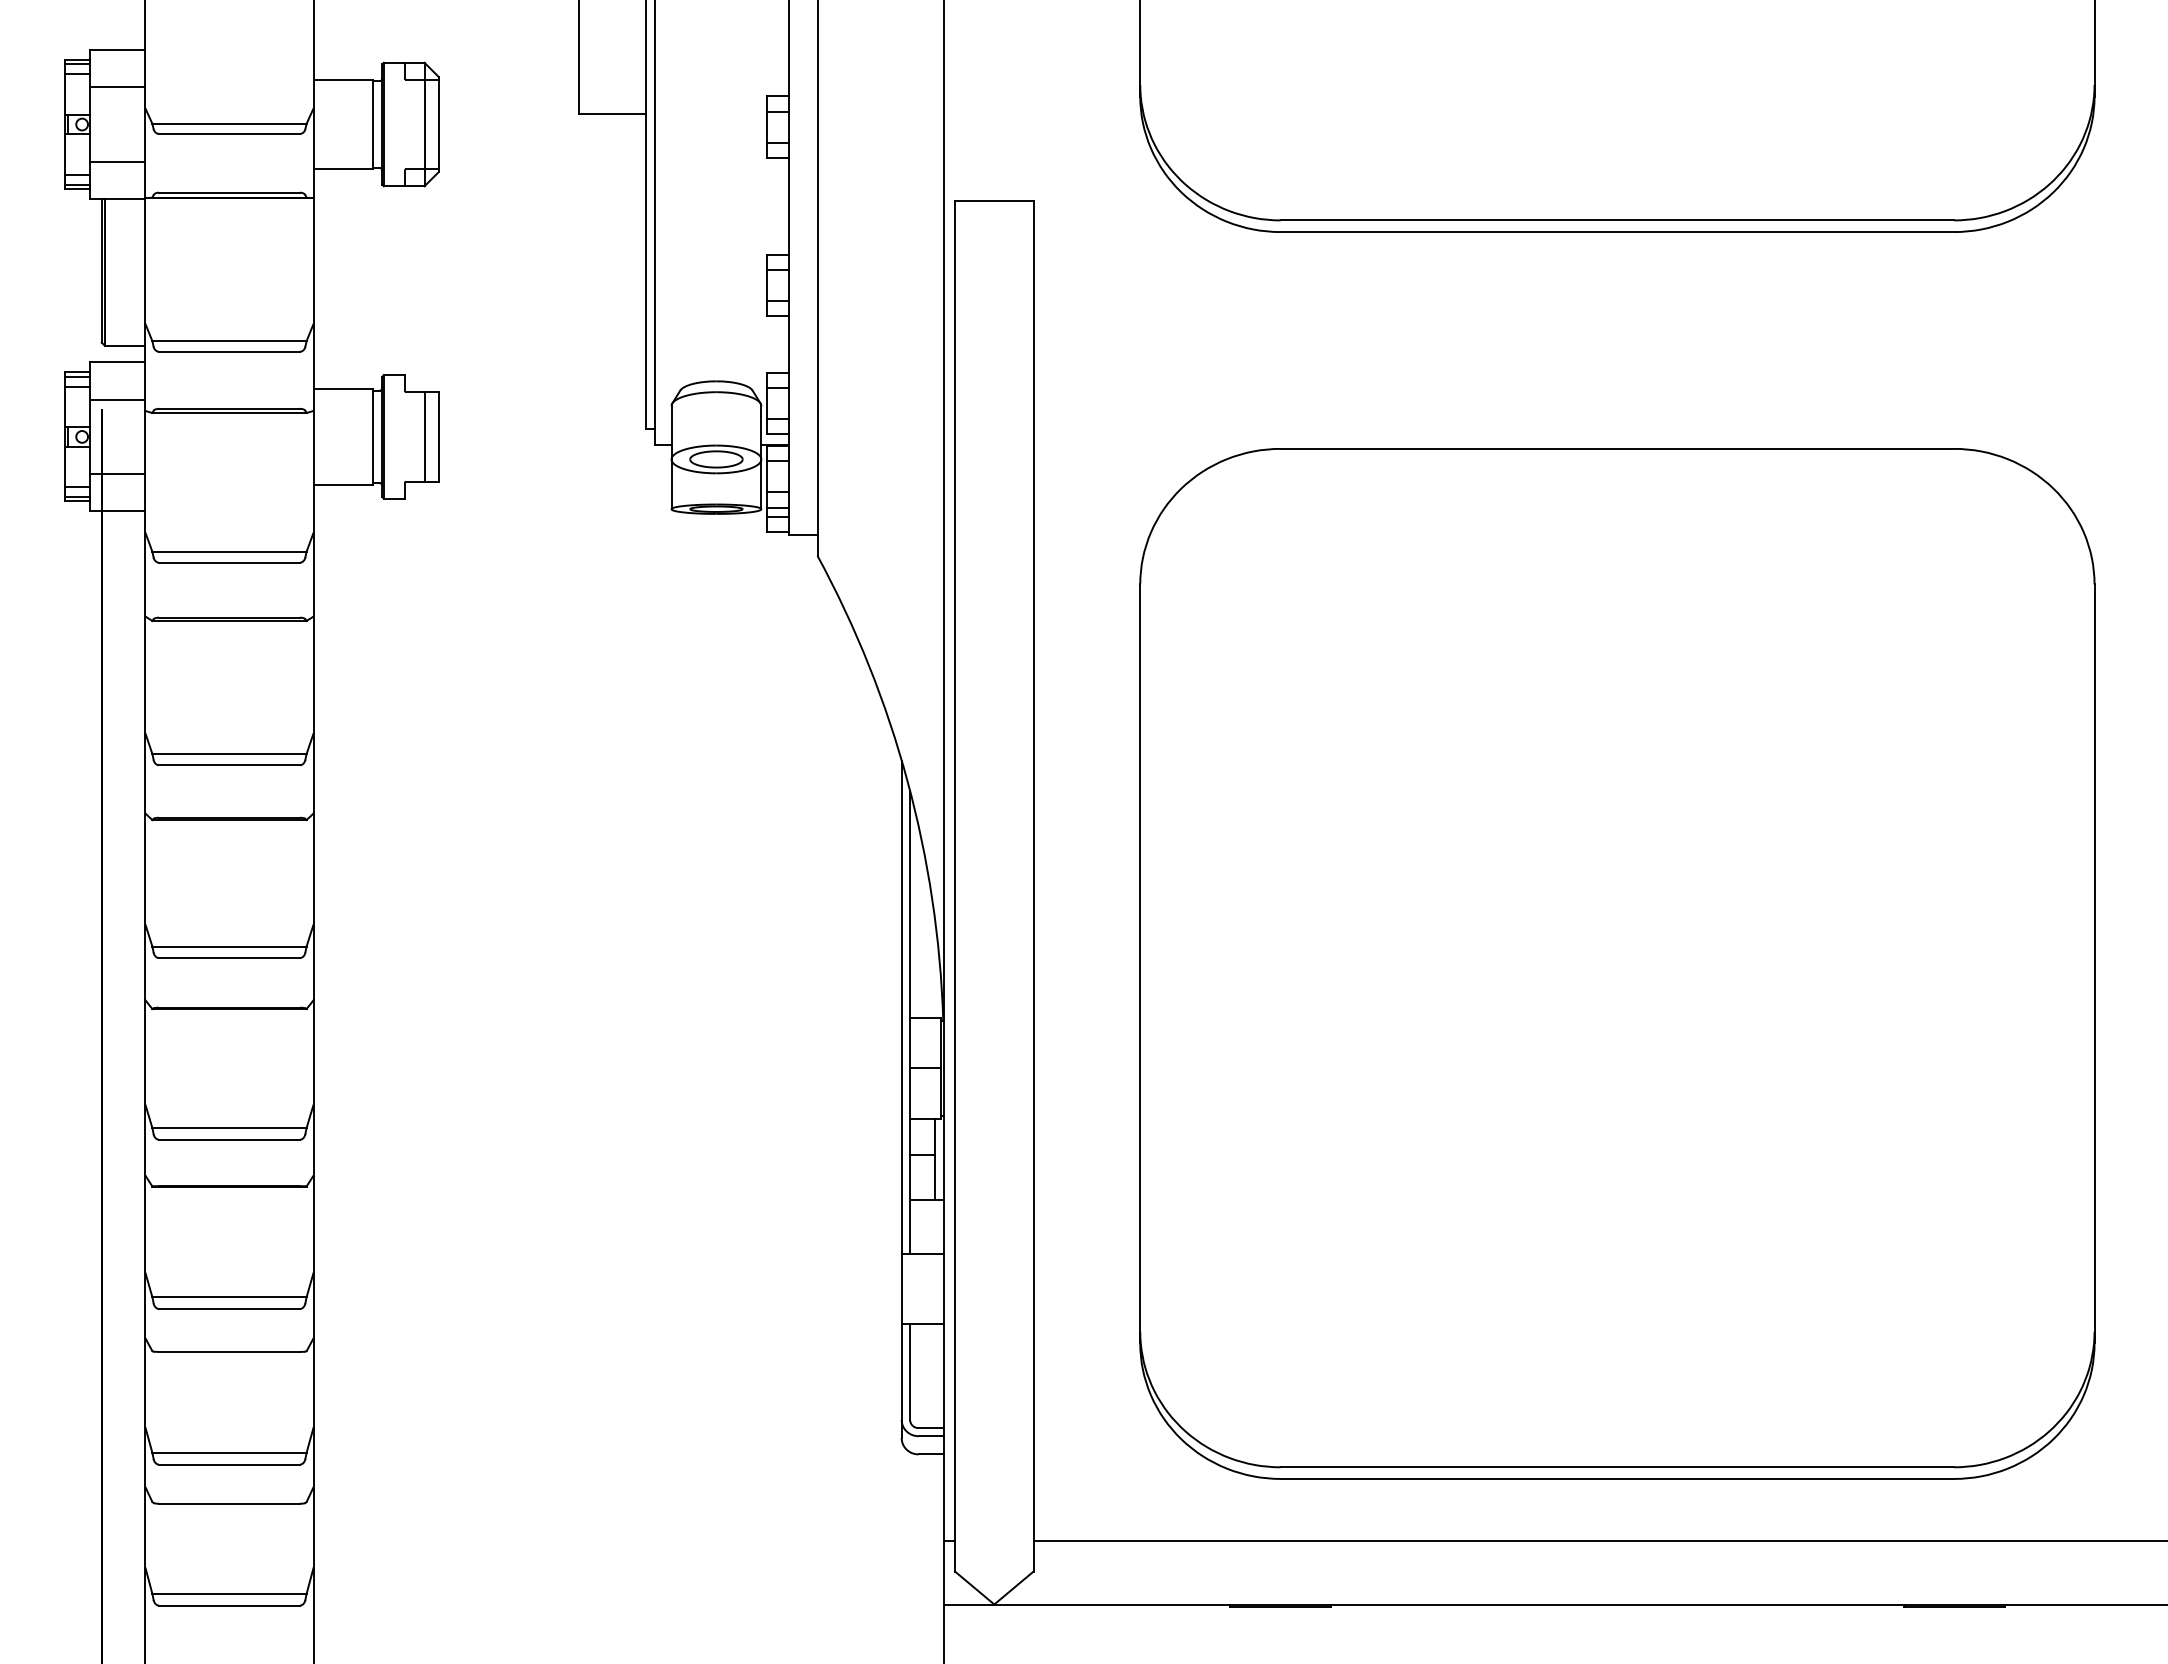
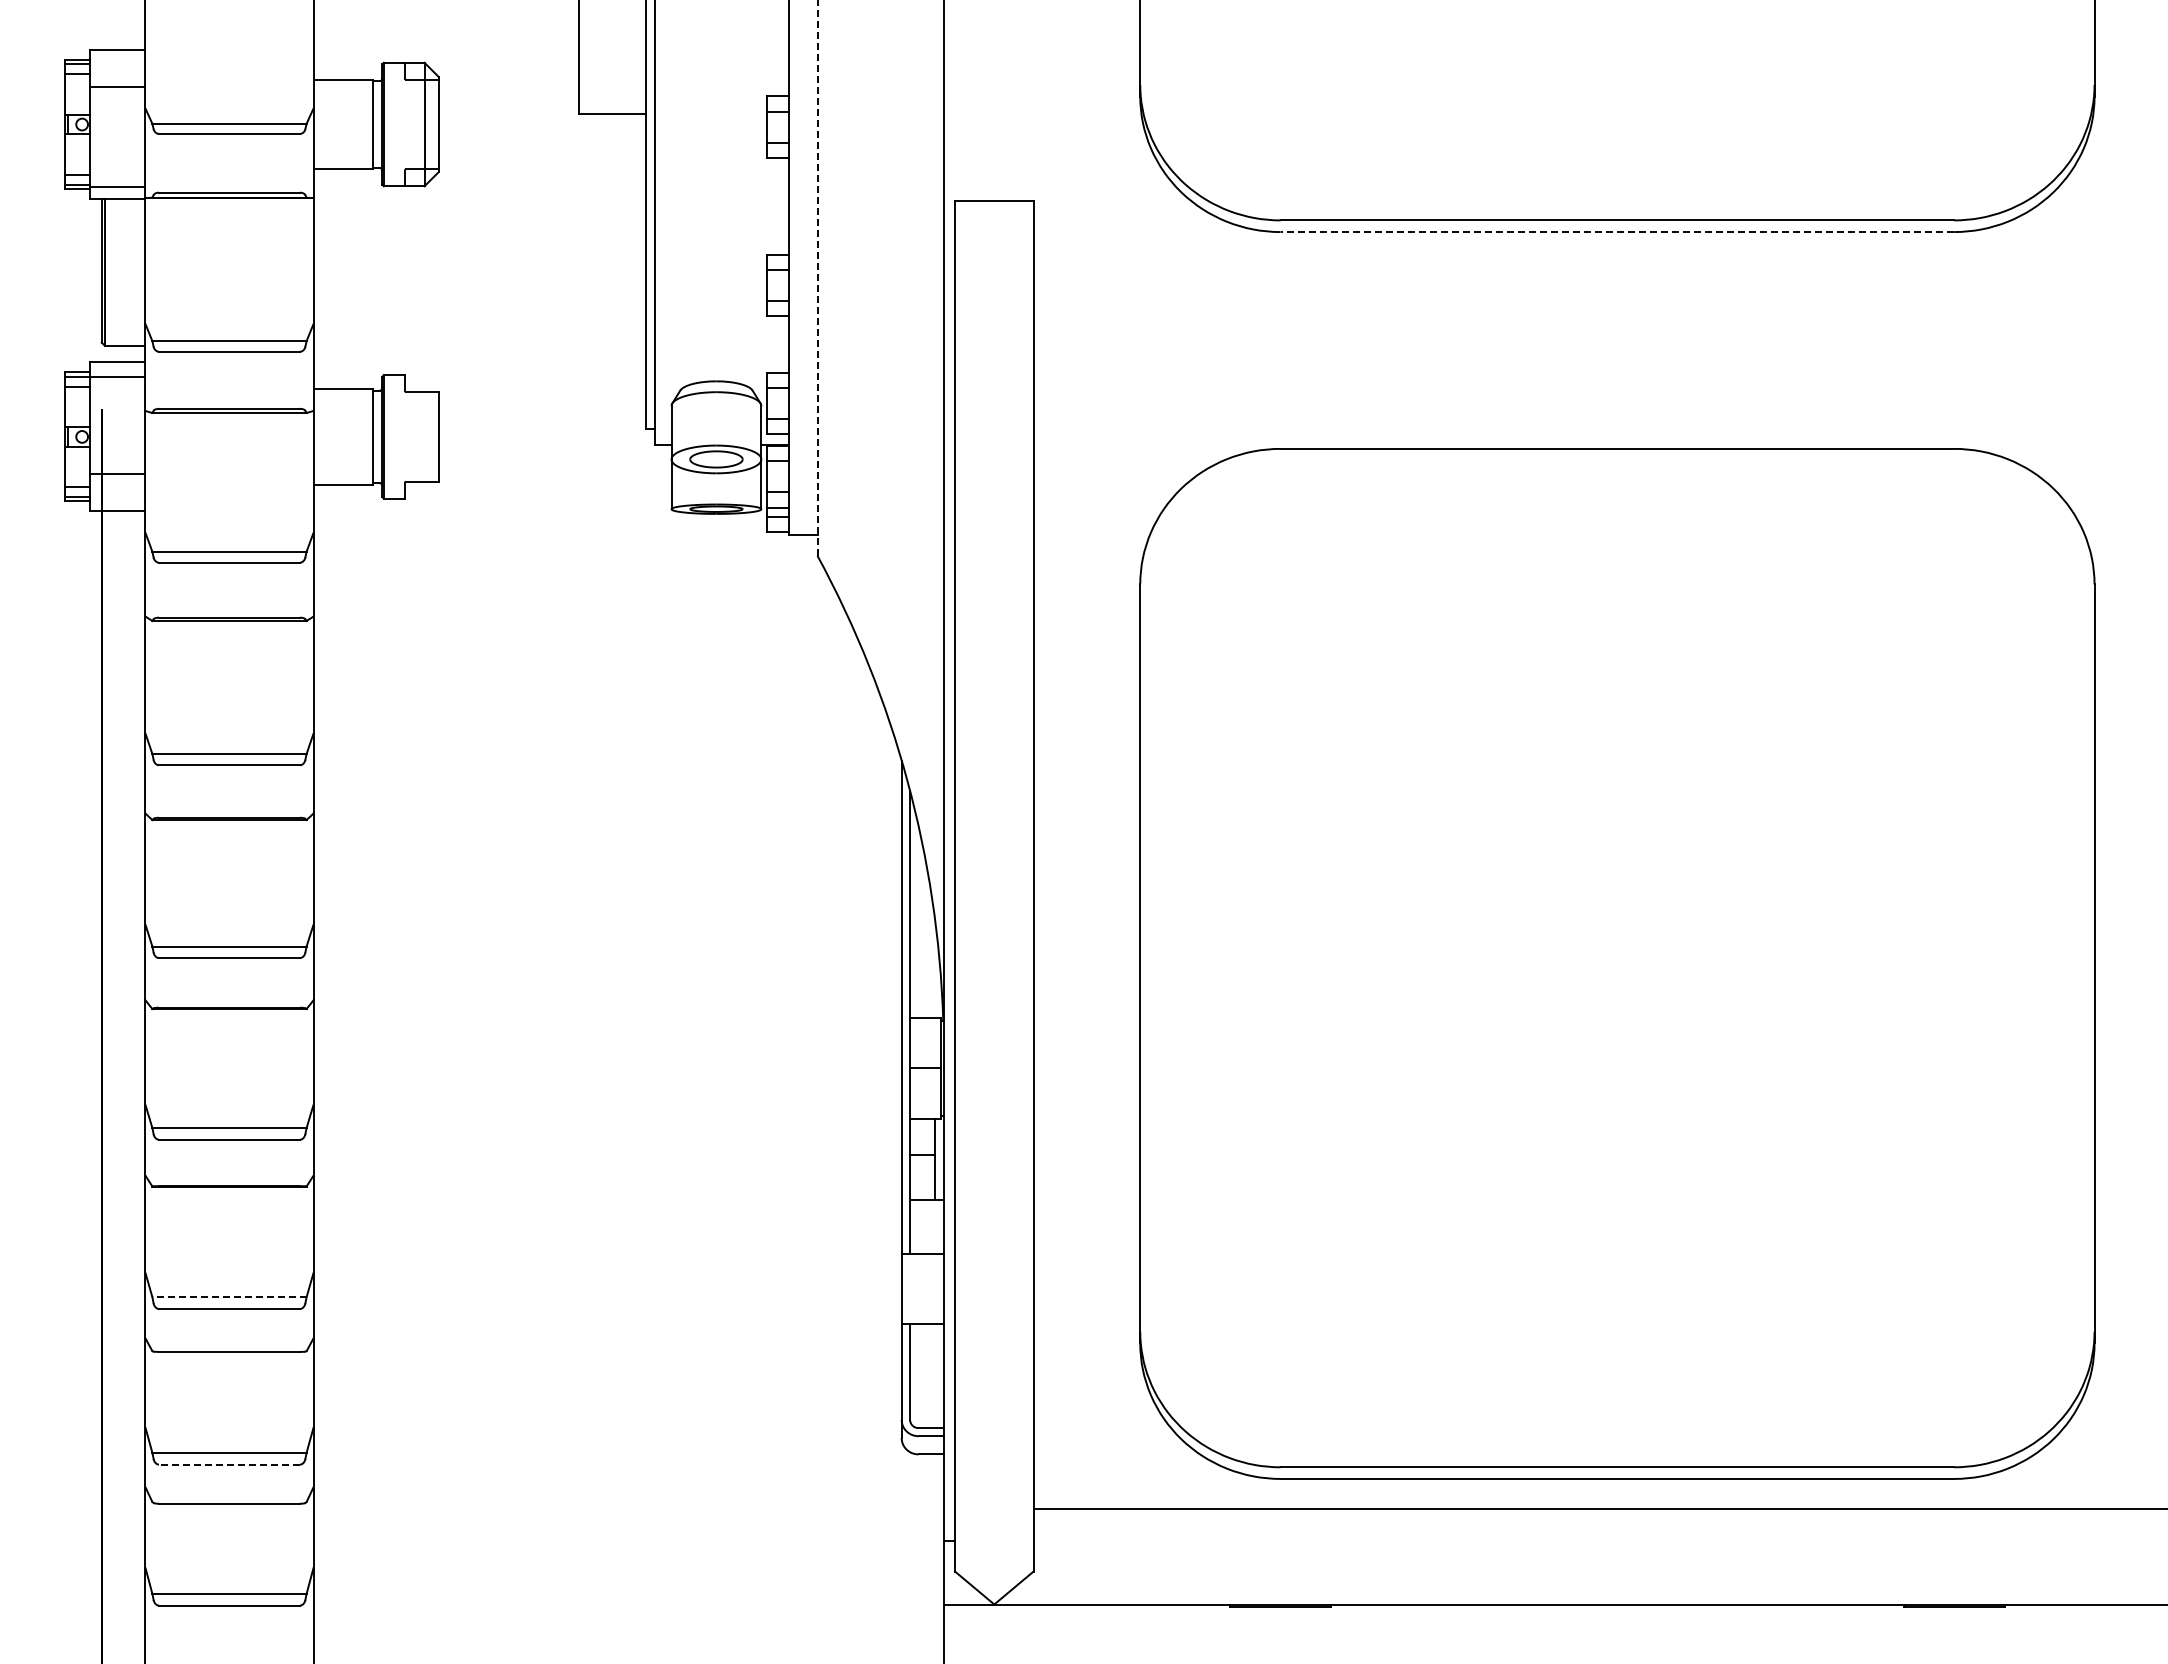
line position: (117, 161) -> (117, 186) (117, 186)
line: solid -> dashed (1617, 232)
line: solid -> dashed (817, 277)
line position: (117, 399) -> (117, 376) (117, 376)
line: present -> none (424, 436)
line: solid -> dashed (229, 1297)
line: solid -> dashed (229, 1464)
line position: (1598, 1541) -> (1598, 1509) (1598, 1509)
